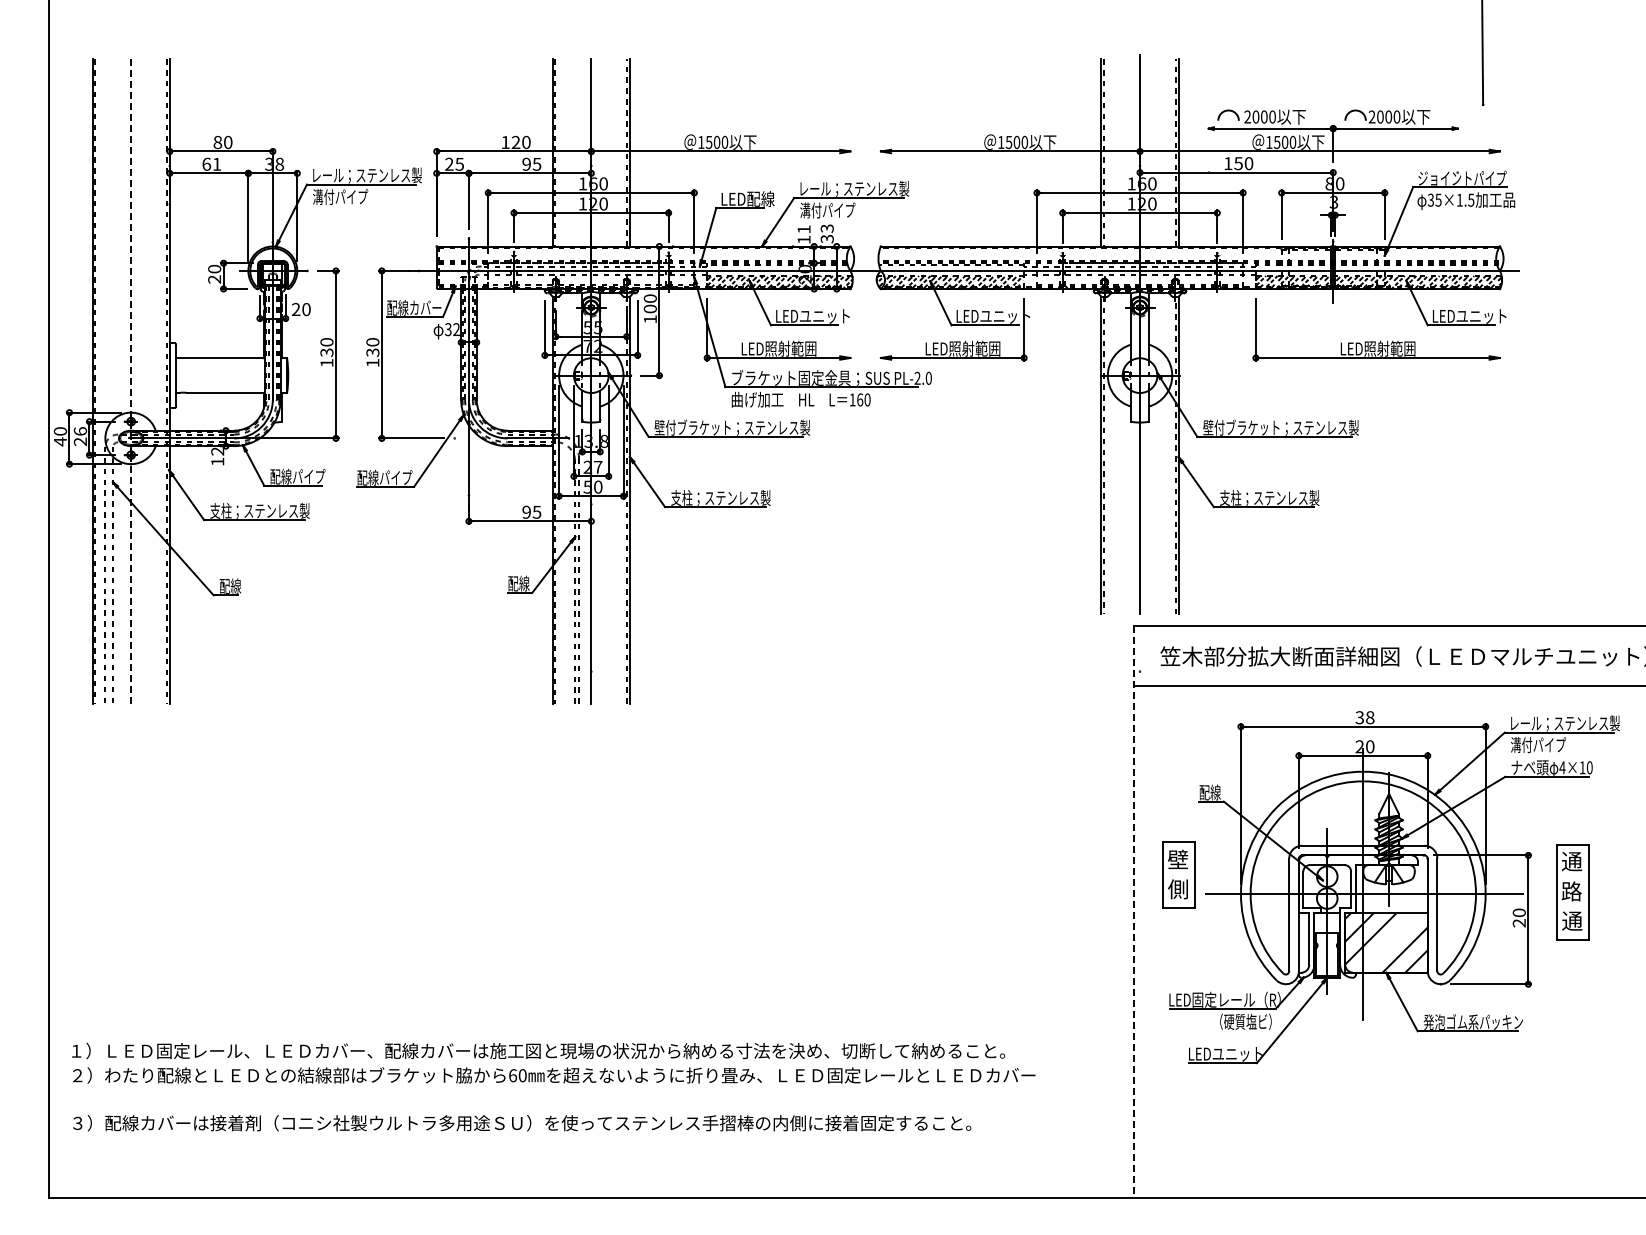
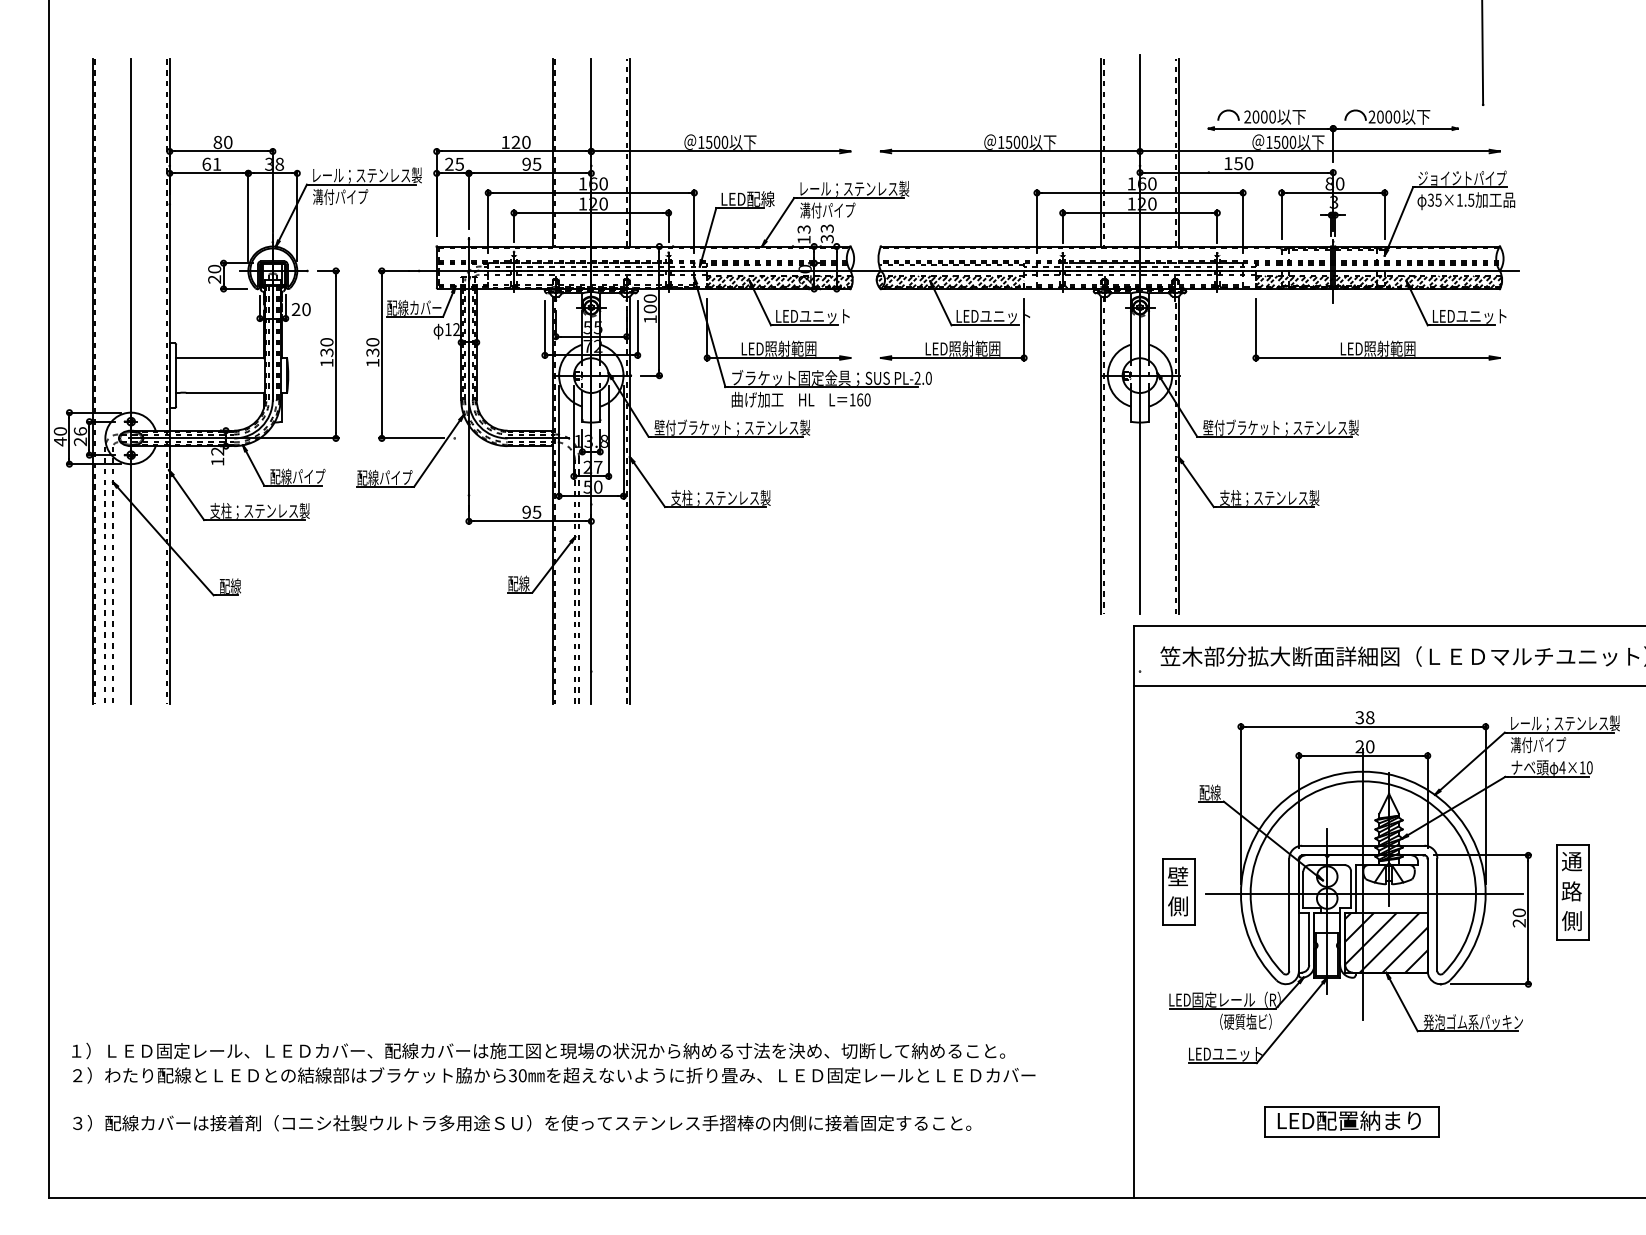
text: 11 -> 13 (803, 229)
text: 32 -> 12 (447, 329)
line: dashed -> solid (131, 381)
part position: (1178, 874) -> (1178, 891) (1178, 891)
line: dashed -> solid (1133, 911)
text: 通 -> 側 (1572, 920)
line: none -> present (1389, 942)
text: 60 -> 30 (512, 1075)
part: none -> present (1351, 1121)
